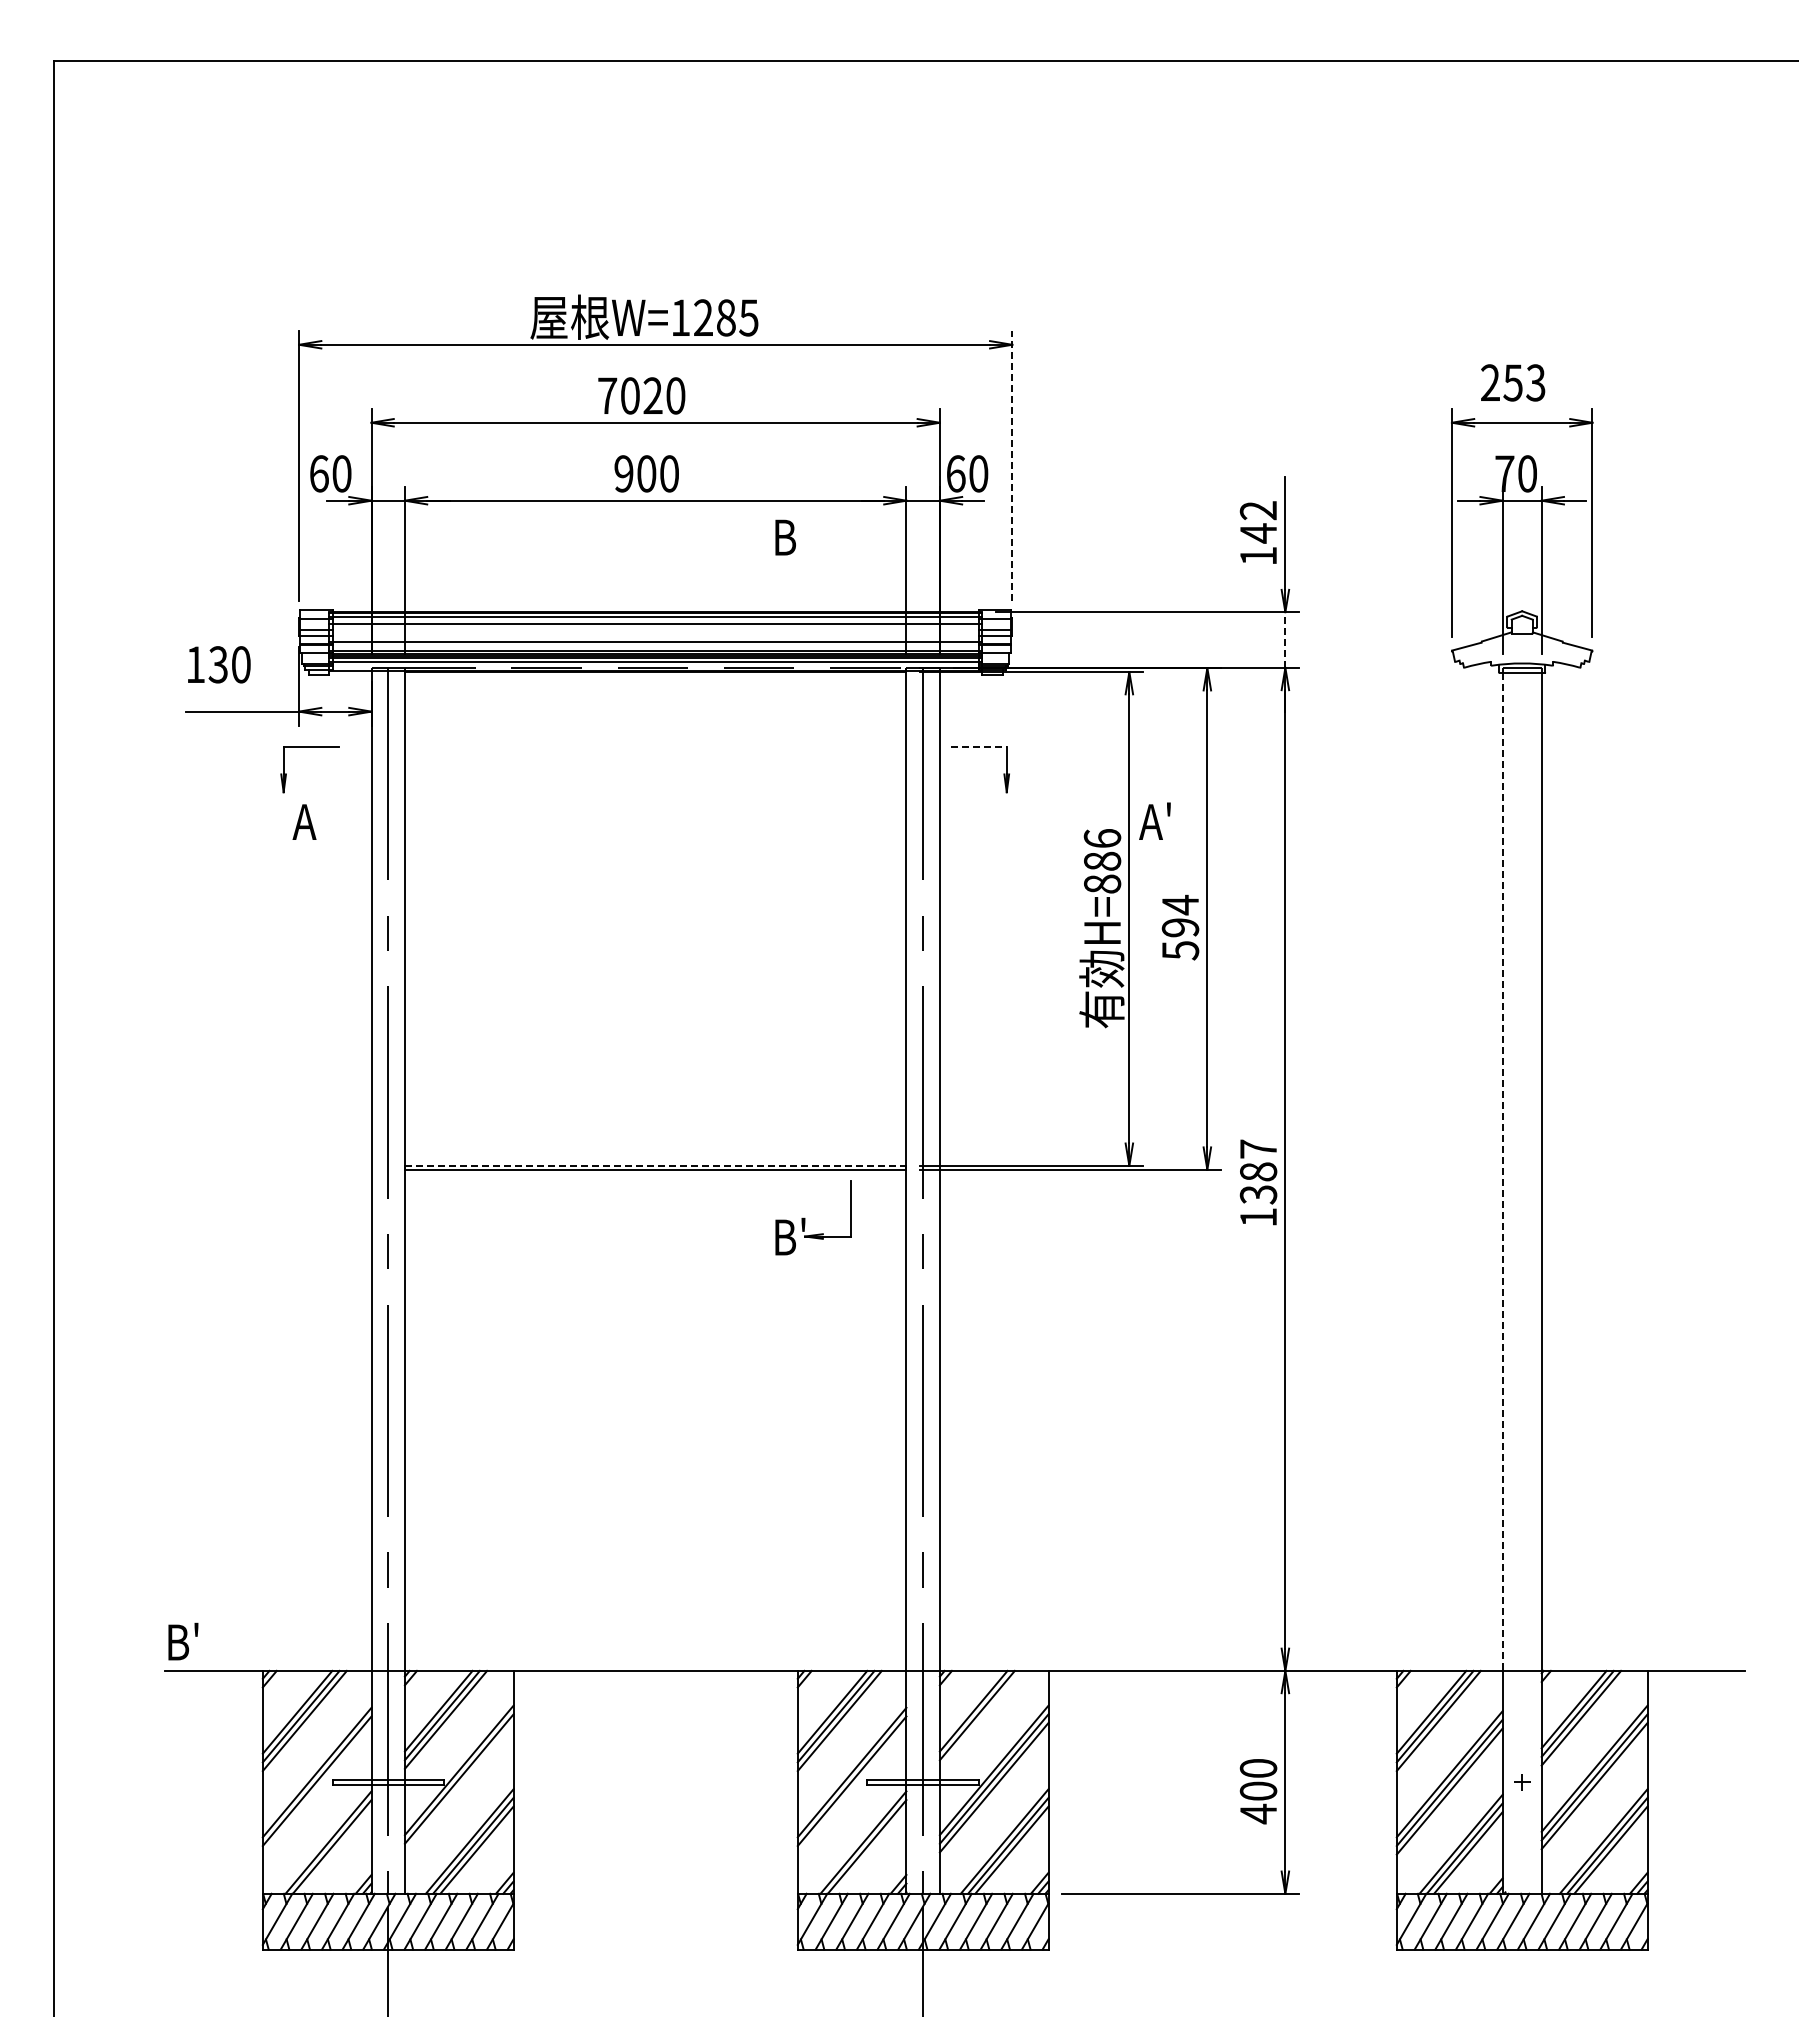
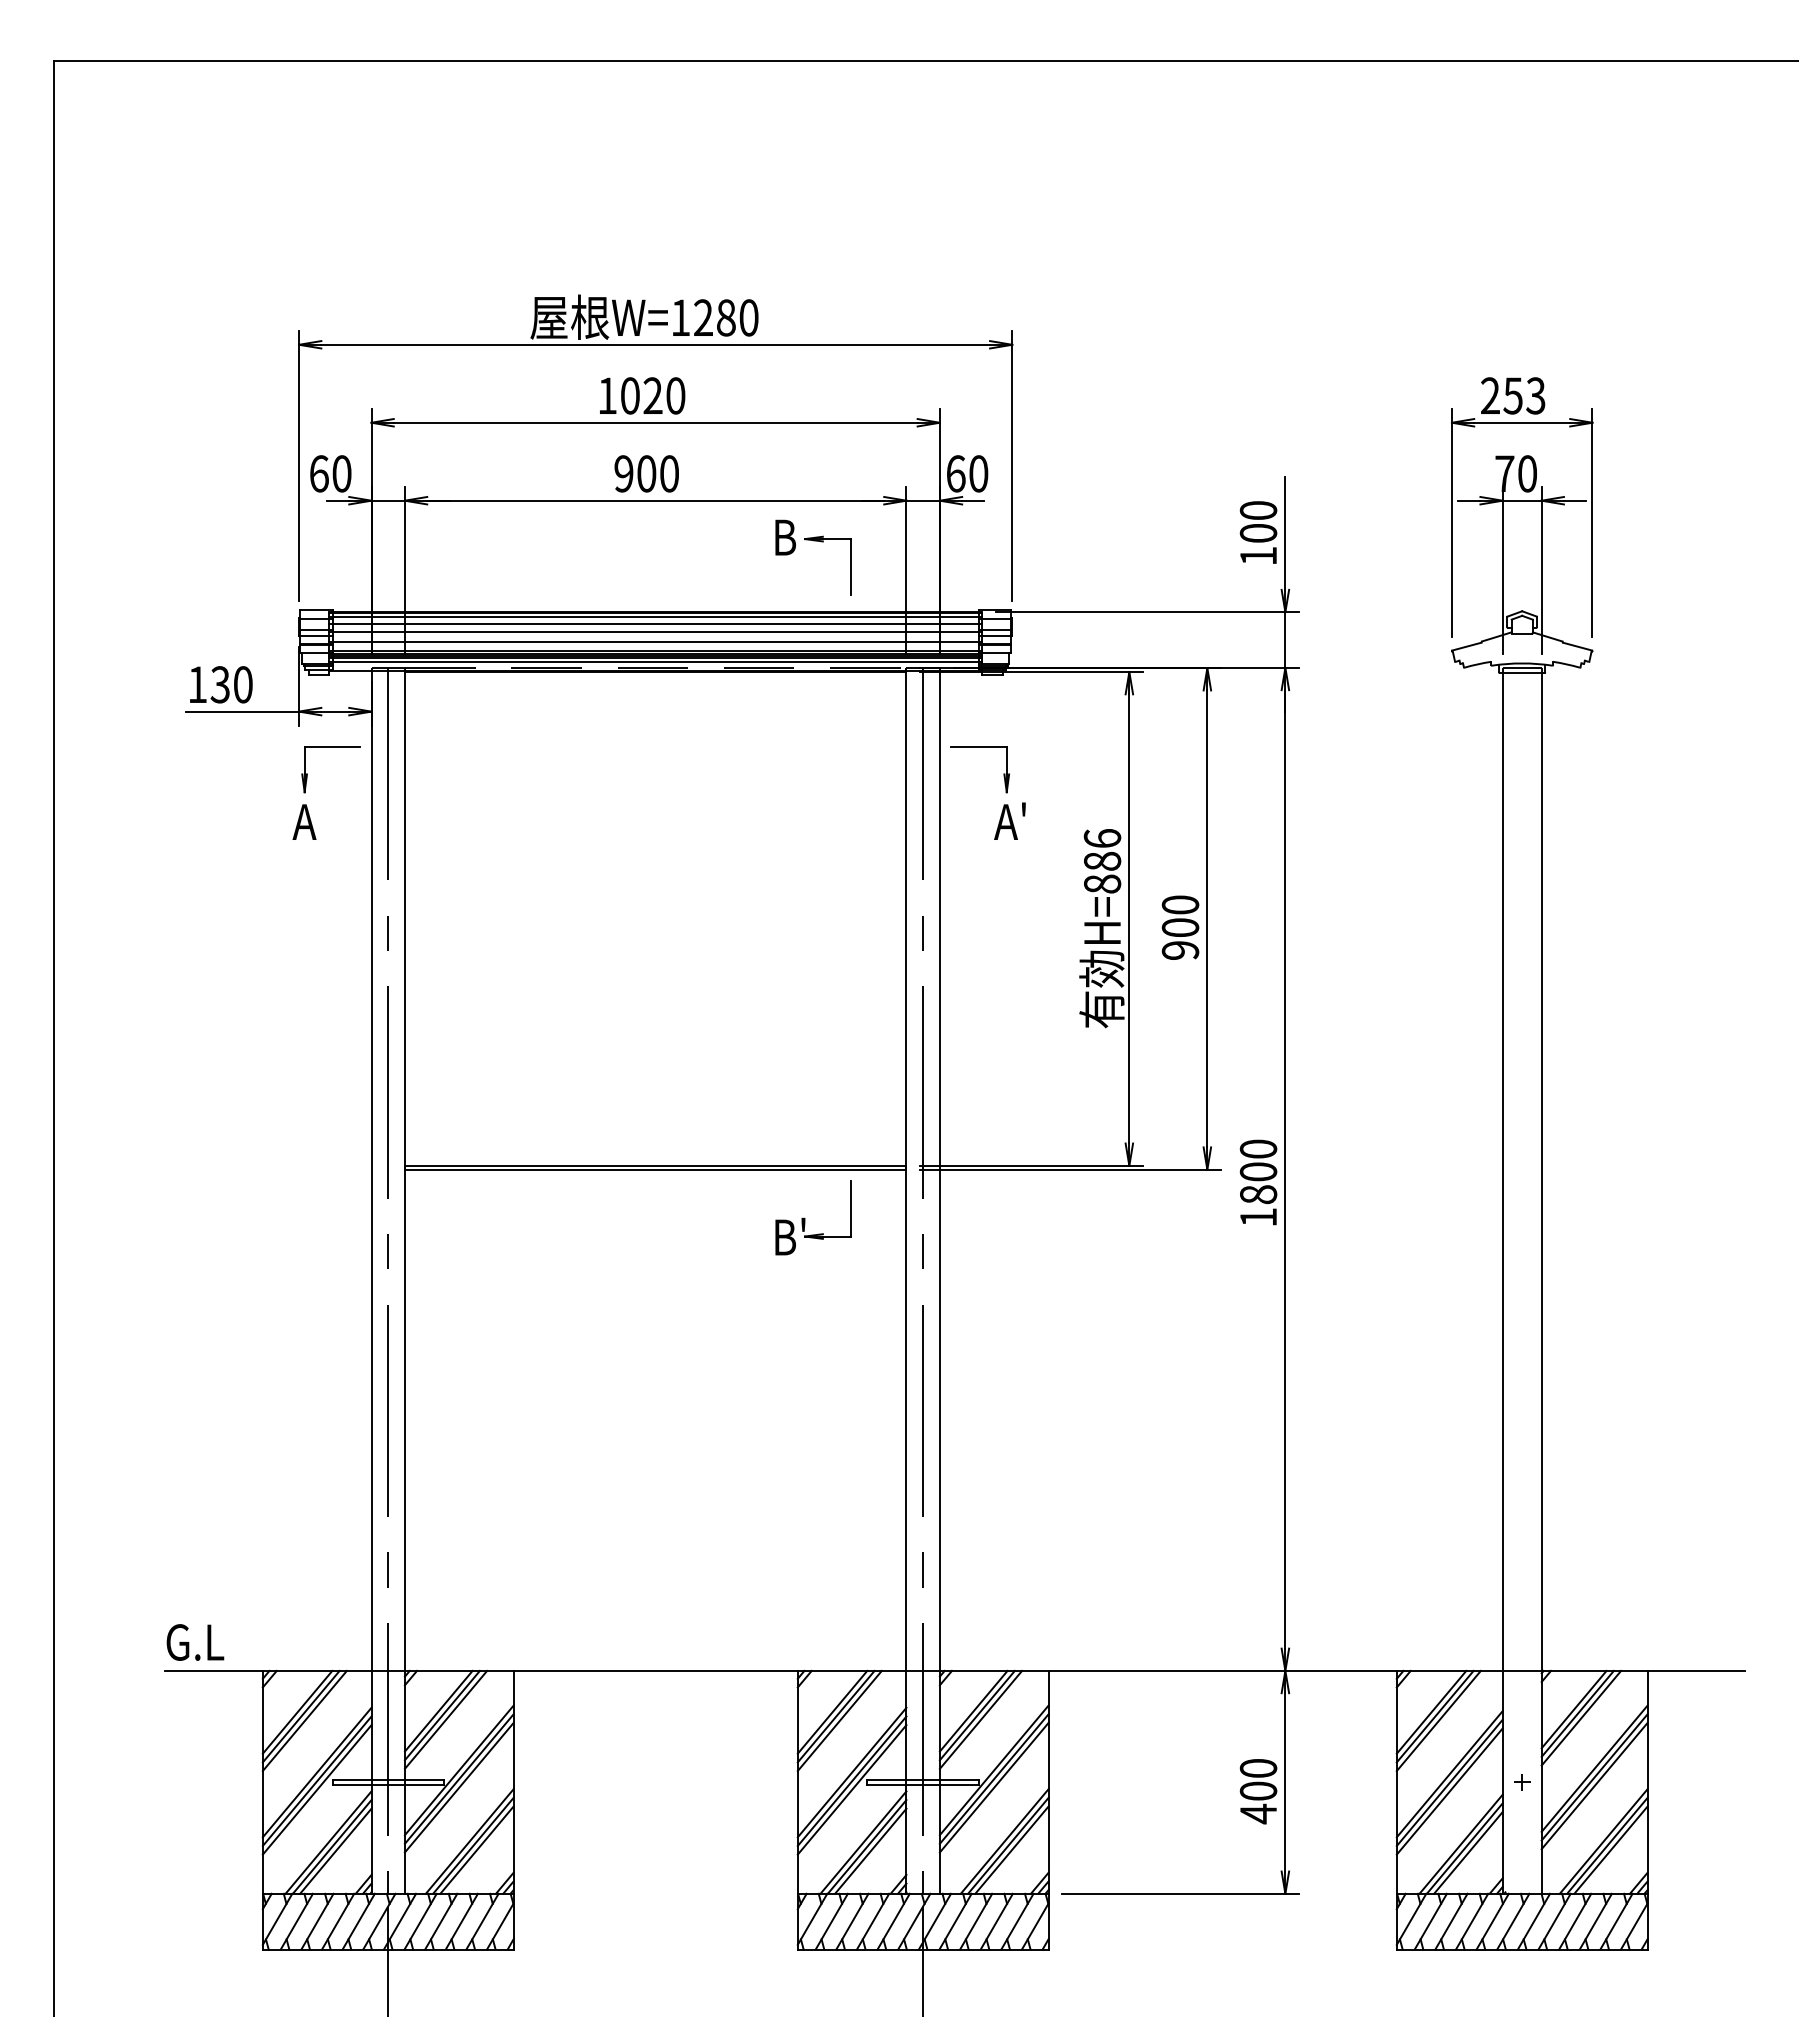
text: W=1285 -> W=1280 (748, 317)
text position: (1513, 382) -> (1513, 395) (1513, 395)
text: 7020 -> 1020 (607, 395)
line: dashed -> solid (1012, 465)
text: 142 -> 100 (1258, 522)
part: none -> present (850, 565)
line: none -> present (655, 632)
line: dashed -> solid (1285, 640)
text position: (219, 664) -> (221, 684) (221, 684)
line: dashed -> solid (978, 746)
part position: (309, 747) -> (330, 747) (330, 747)
text position: (1154, 820) -> (1009, 820) (1009, 820)
text: 594 -> 900 (1180, 927)
line: dashed -> solid (655, 1165)
text: 1387 -> 1800 (1258, 1171)
line: dashed -> solid (1502, 1172)
text: B' -> G.L (195, 1641)
line: none -> present (980, 1719)
line: none -> present (458, 1787)
line: none -> present (316, 1789)
line: none -> present (851, 1789)
line: none -> present (335, 1850)
line: none -> present (870, 1850)
